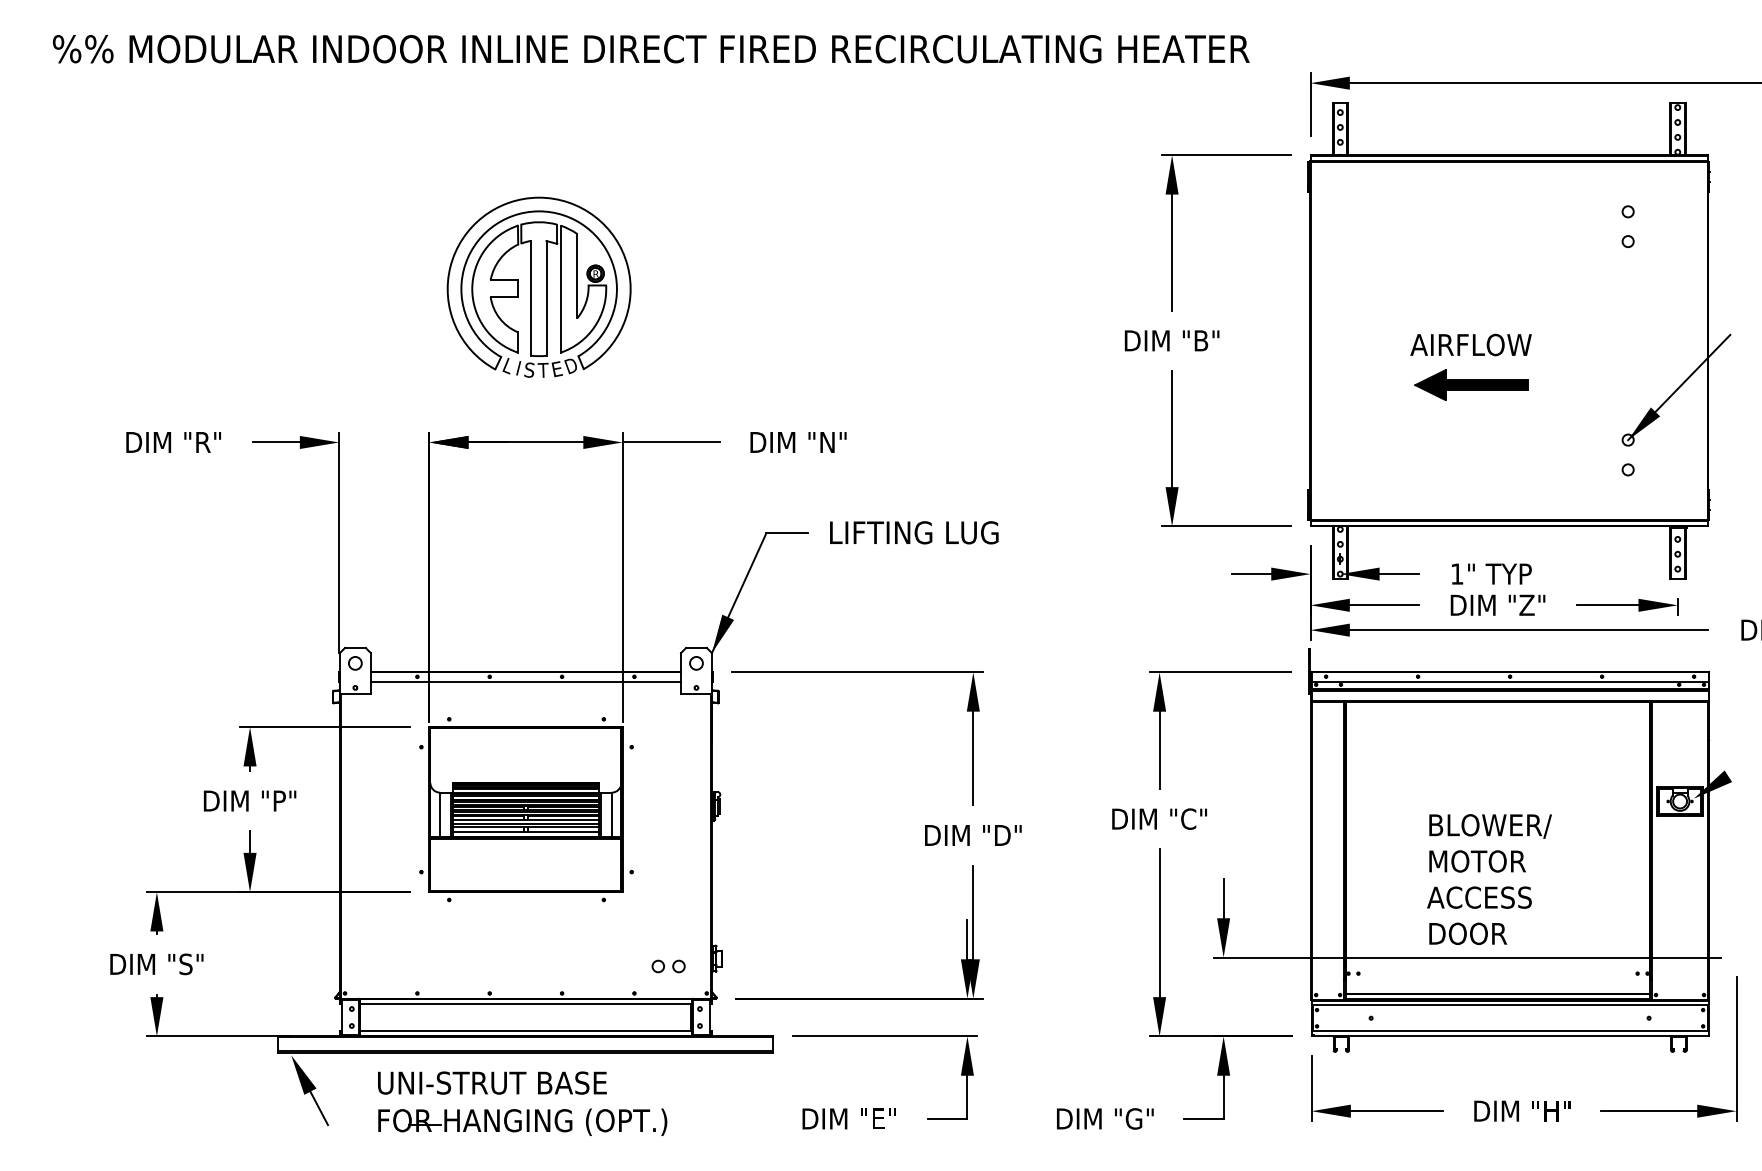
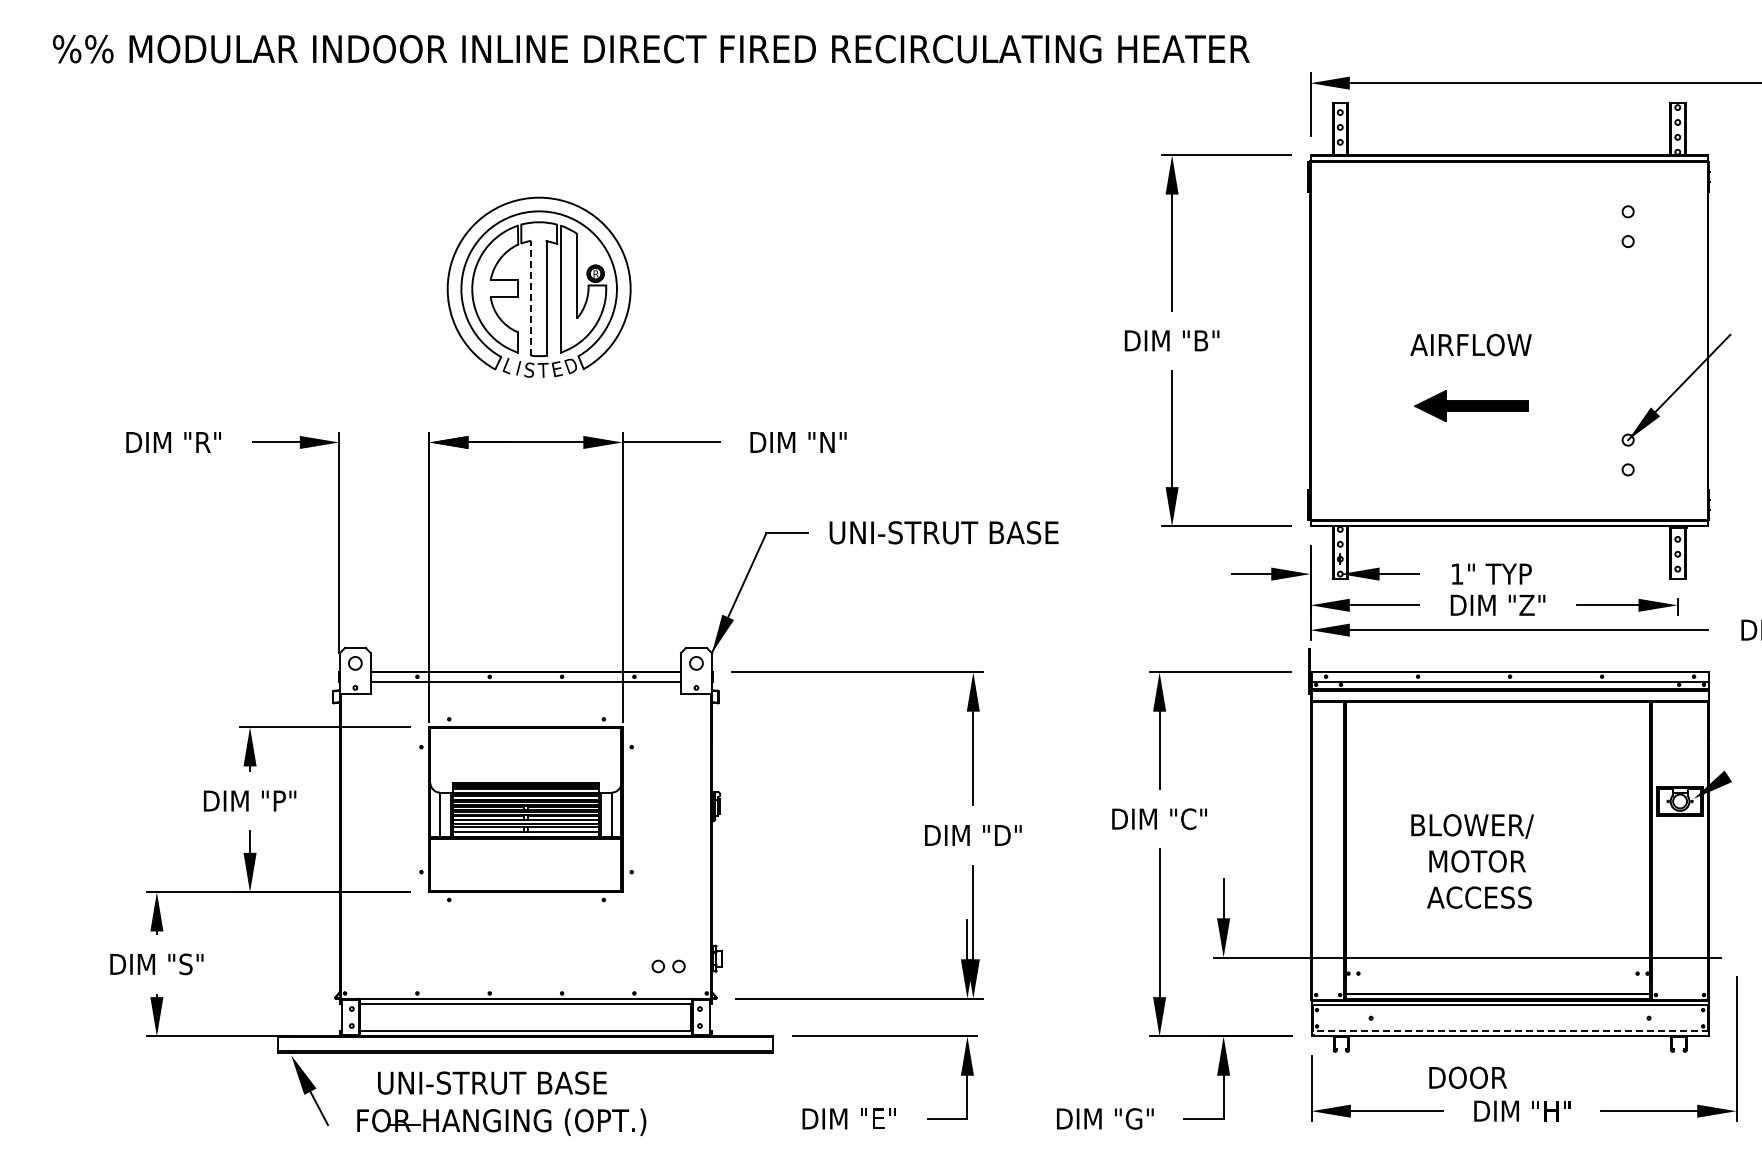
line: solid -> dashed (531, 297)
part position: (1471, 384) -> (1471, 405) (1471, 405)
text: LIFTING LUG -> UNI-STRUT BASE (943, 532)
text position: (1490, 826) -> (1472, 826) (1472, 826)
text position: (1468, 933) -> (1468, 1077) (1468, 1077)
line: solid -> dashed (1510, 1031)
part position: (522, 1121) -> (501, 1121) (501, 1121)
